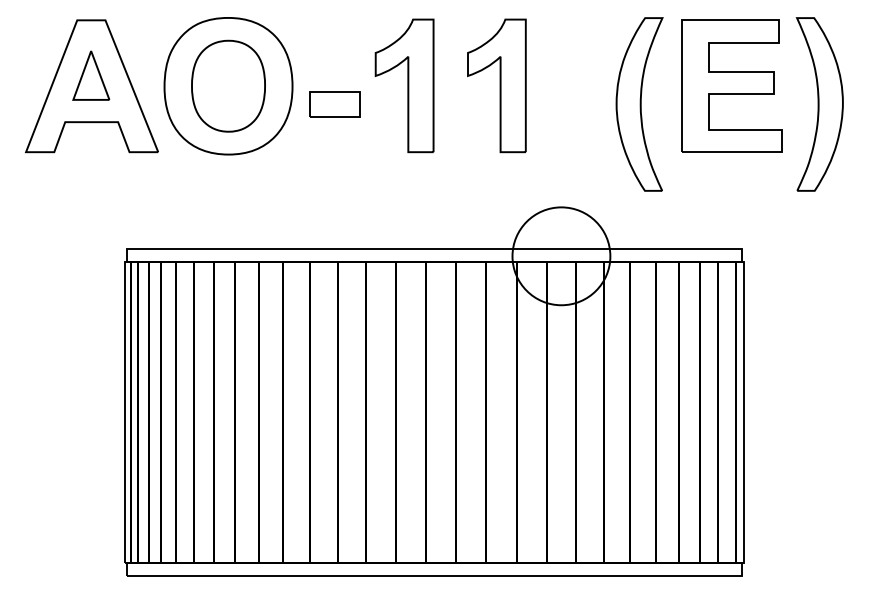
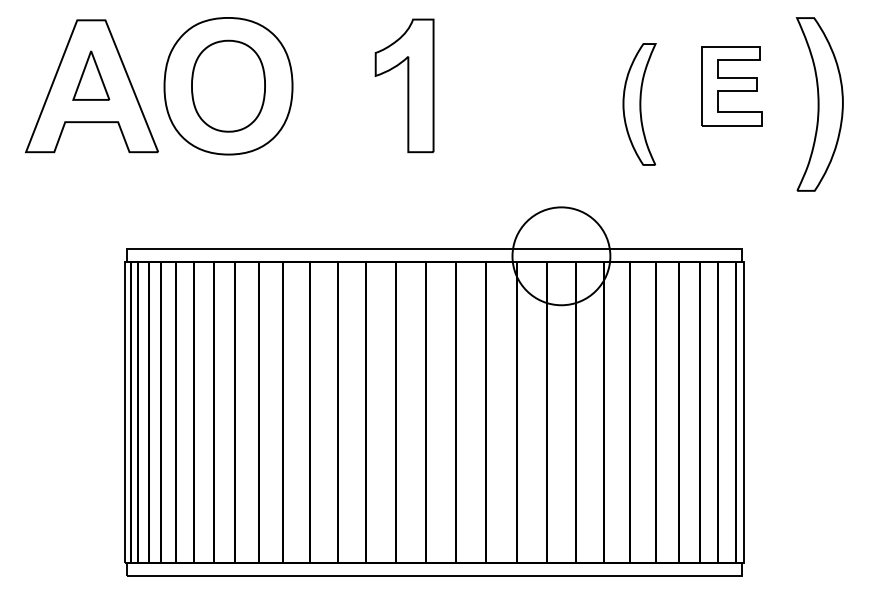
part: present -> none (496, 85)
part size: 102x134 px -> 62x81 px (731, 86)
part: present -> none (334, 104)
part size: 49x175 px -> 35x123 px (639, 104)
